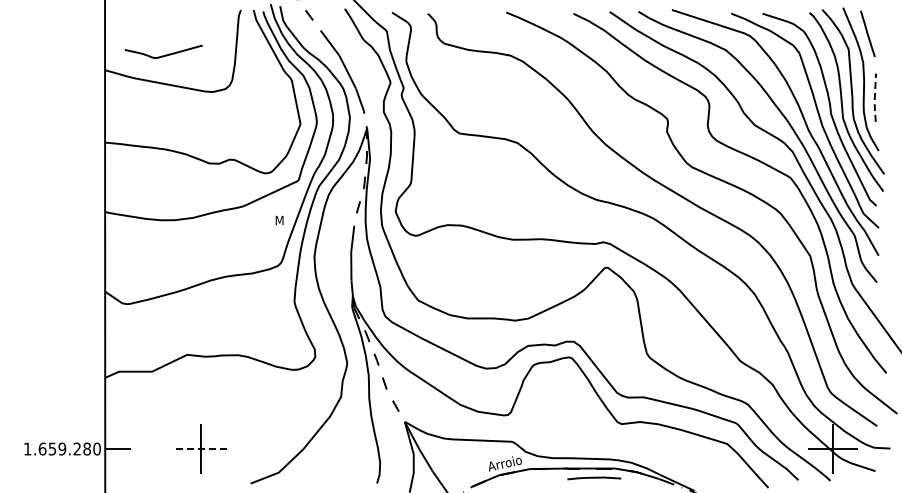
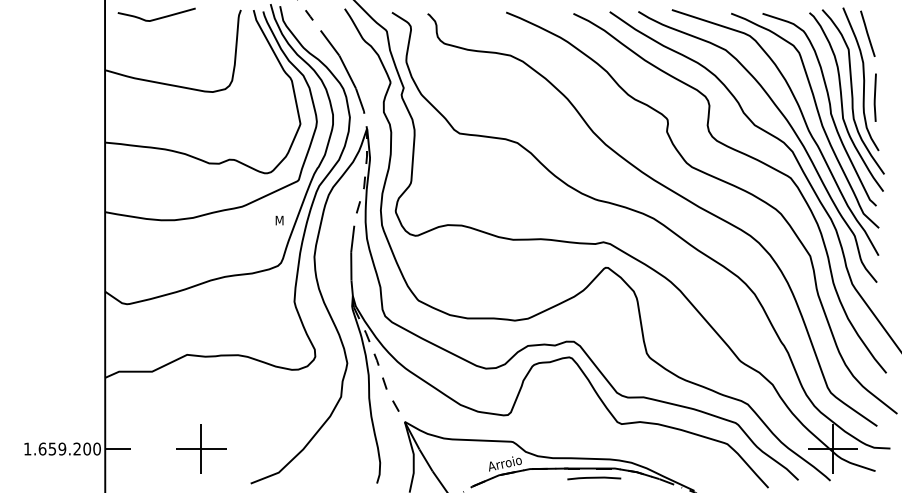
curve position: (165, 54) -> (158, 17) (158, 17)
line: dashed -> solid (874, 99)
text: 1.659.280 -> 1.659.200 (87, 448)
line: dashed -> solid (200, 449)
